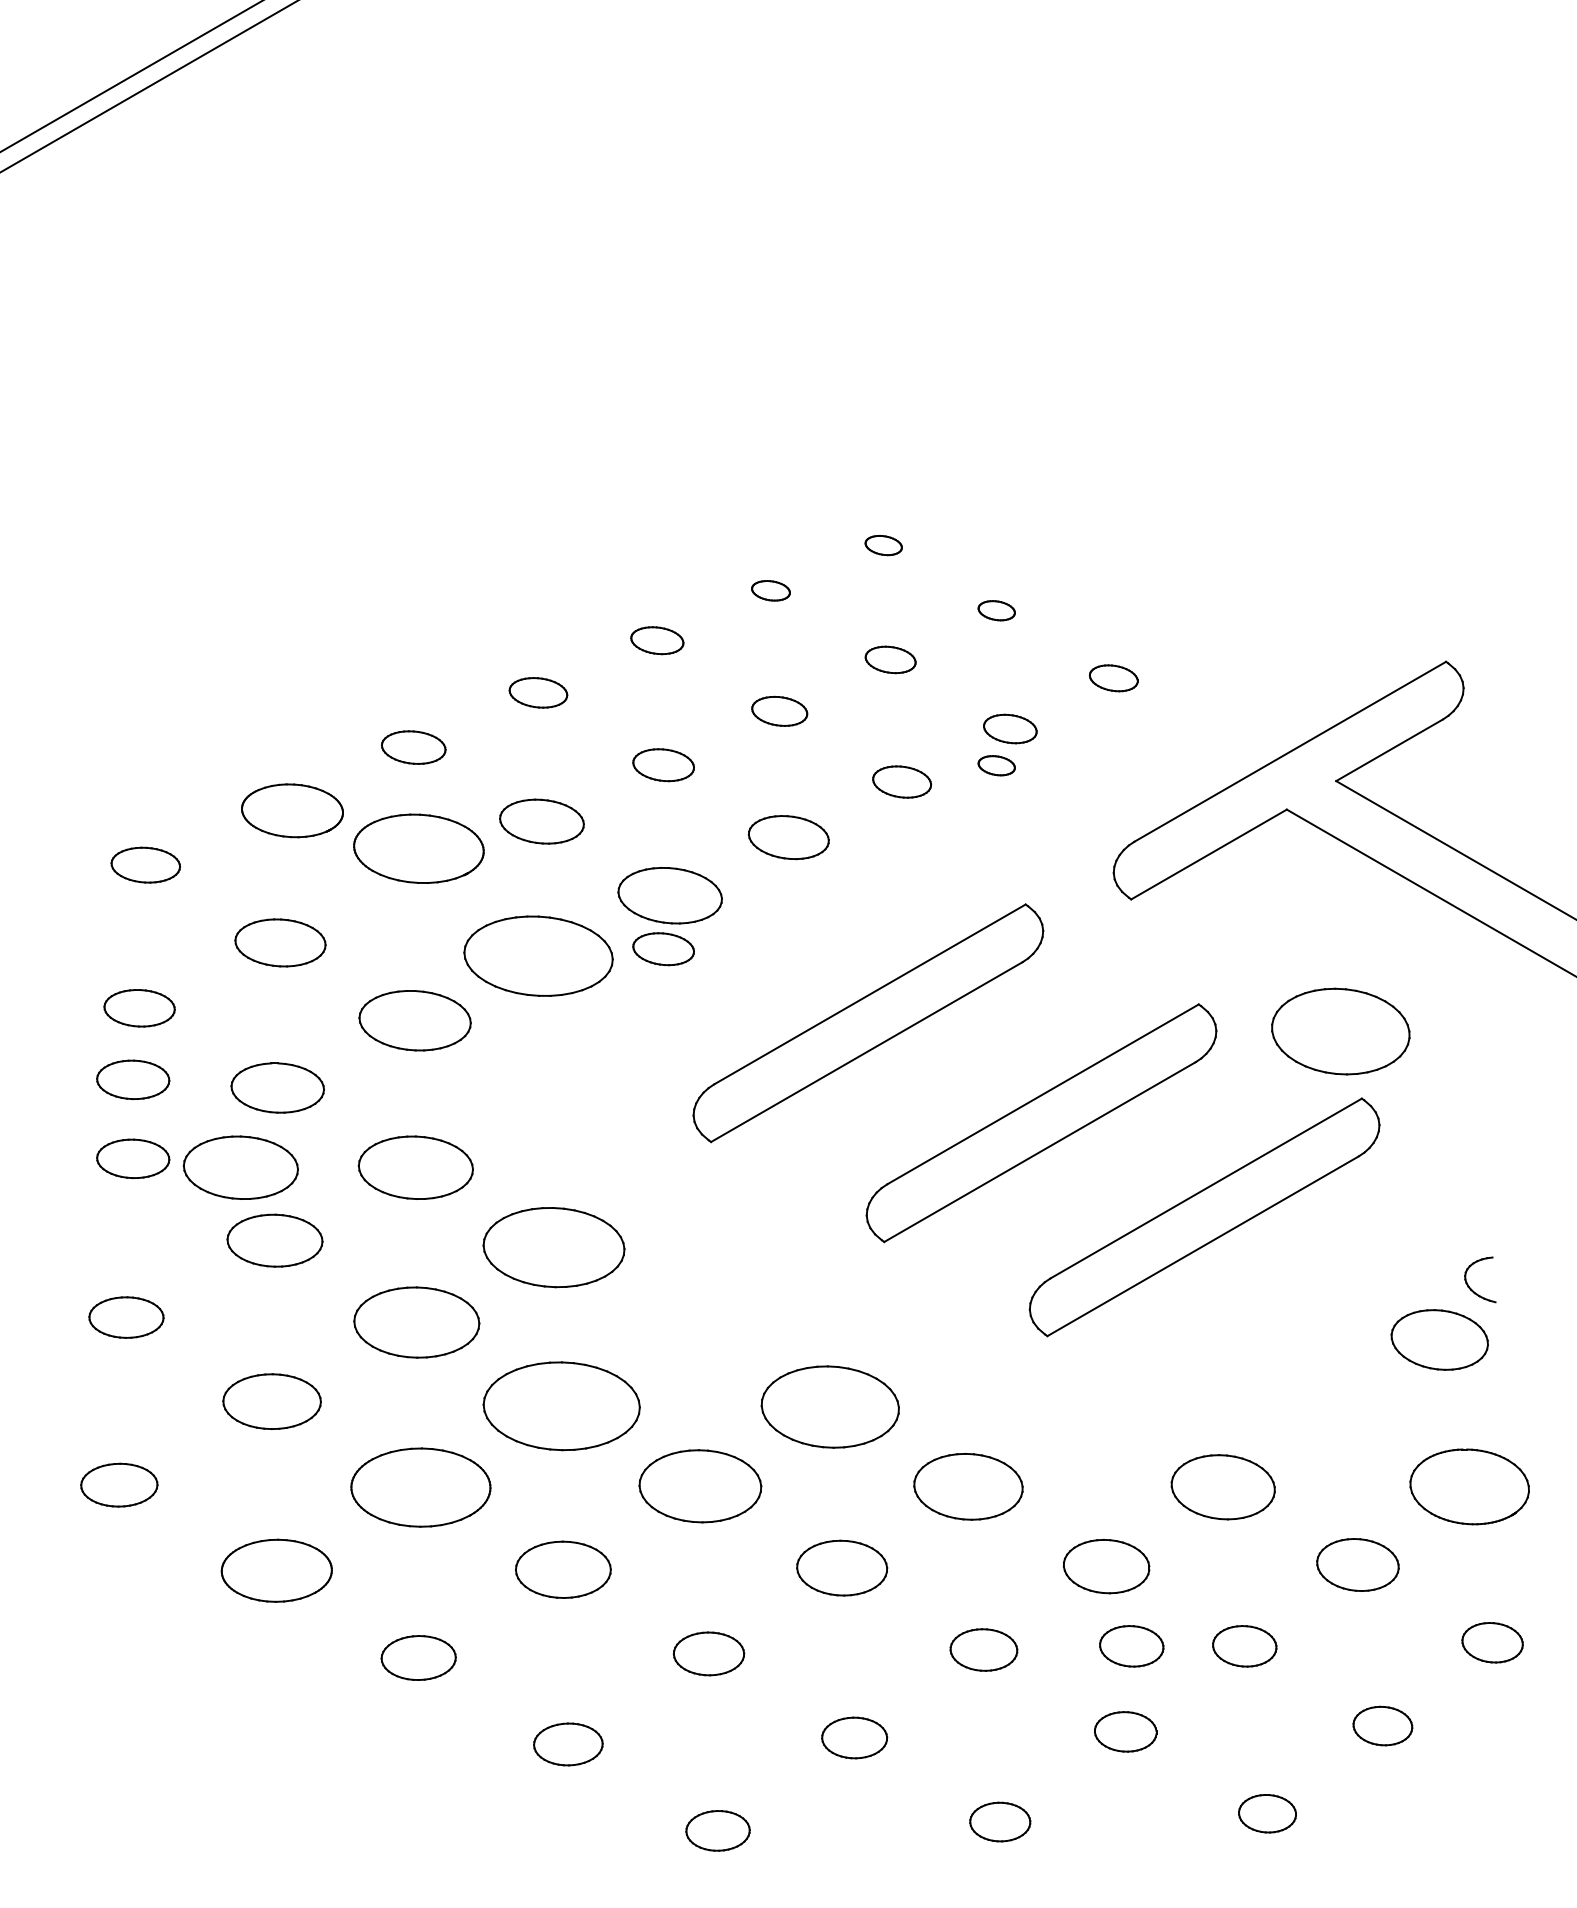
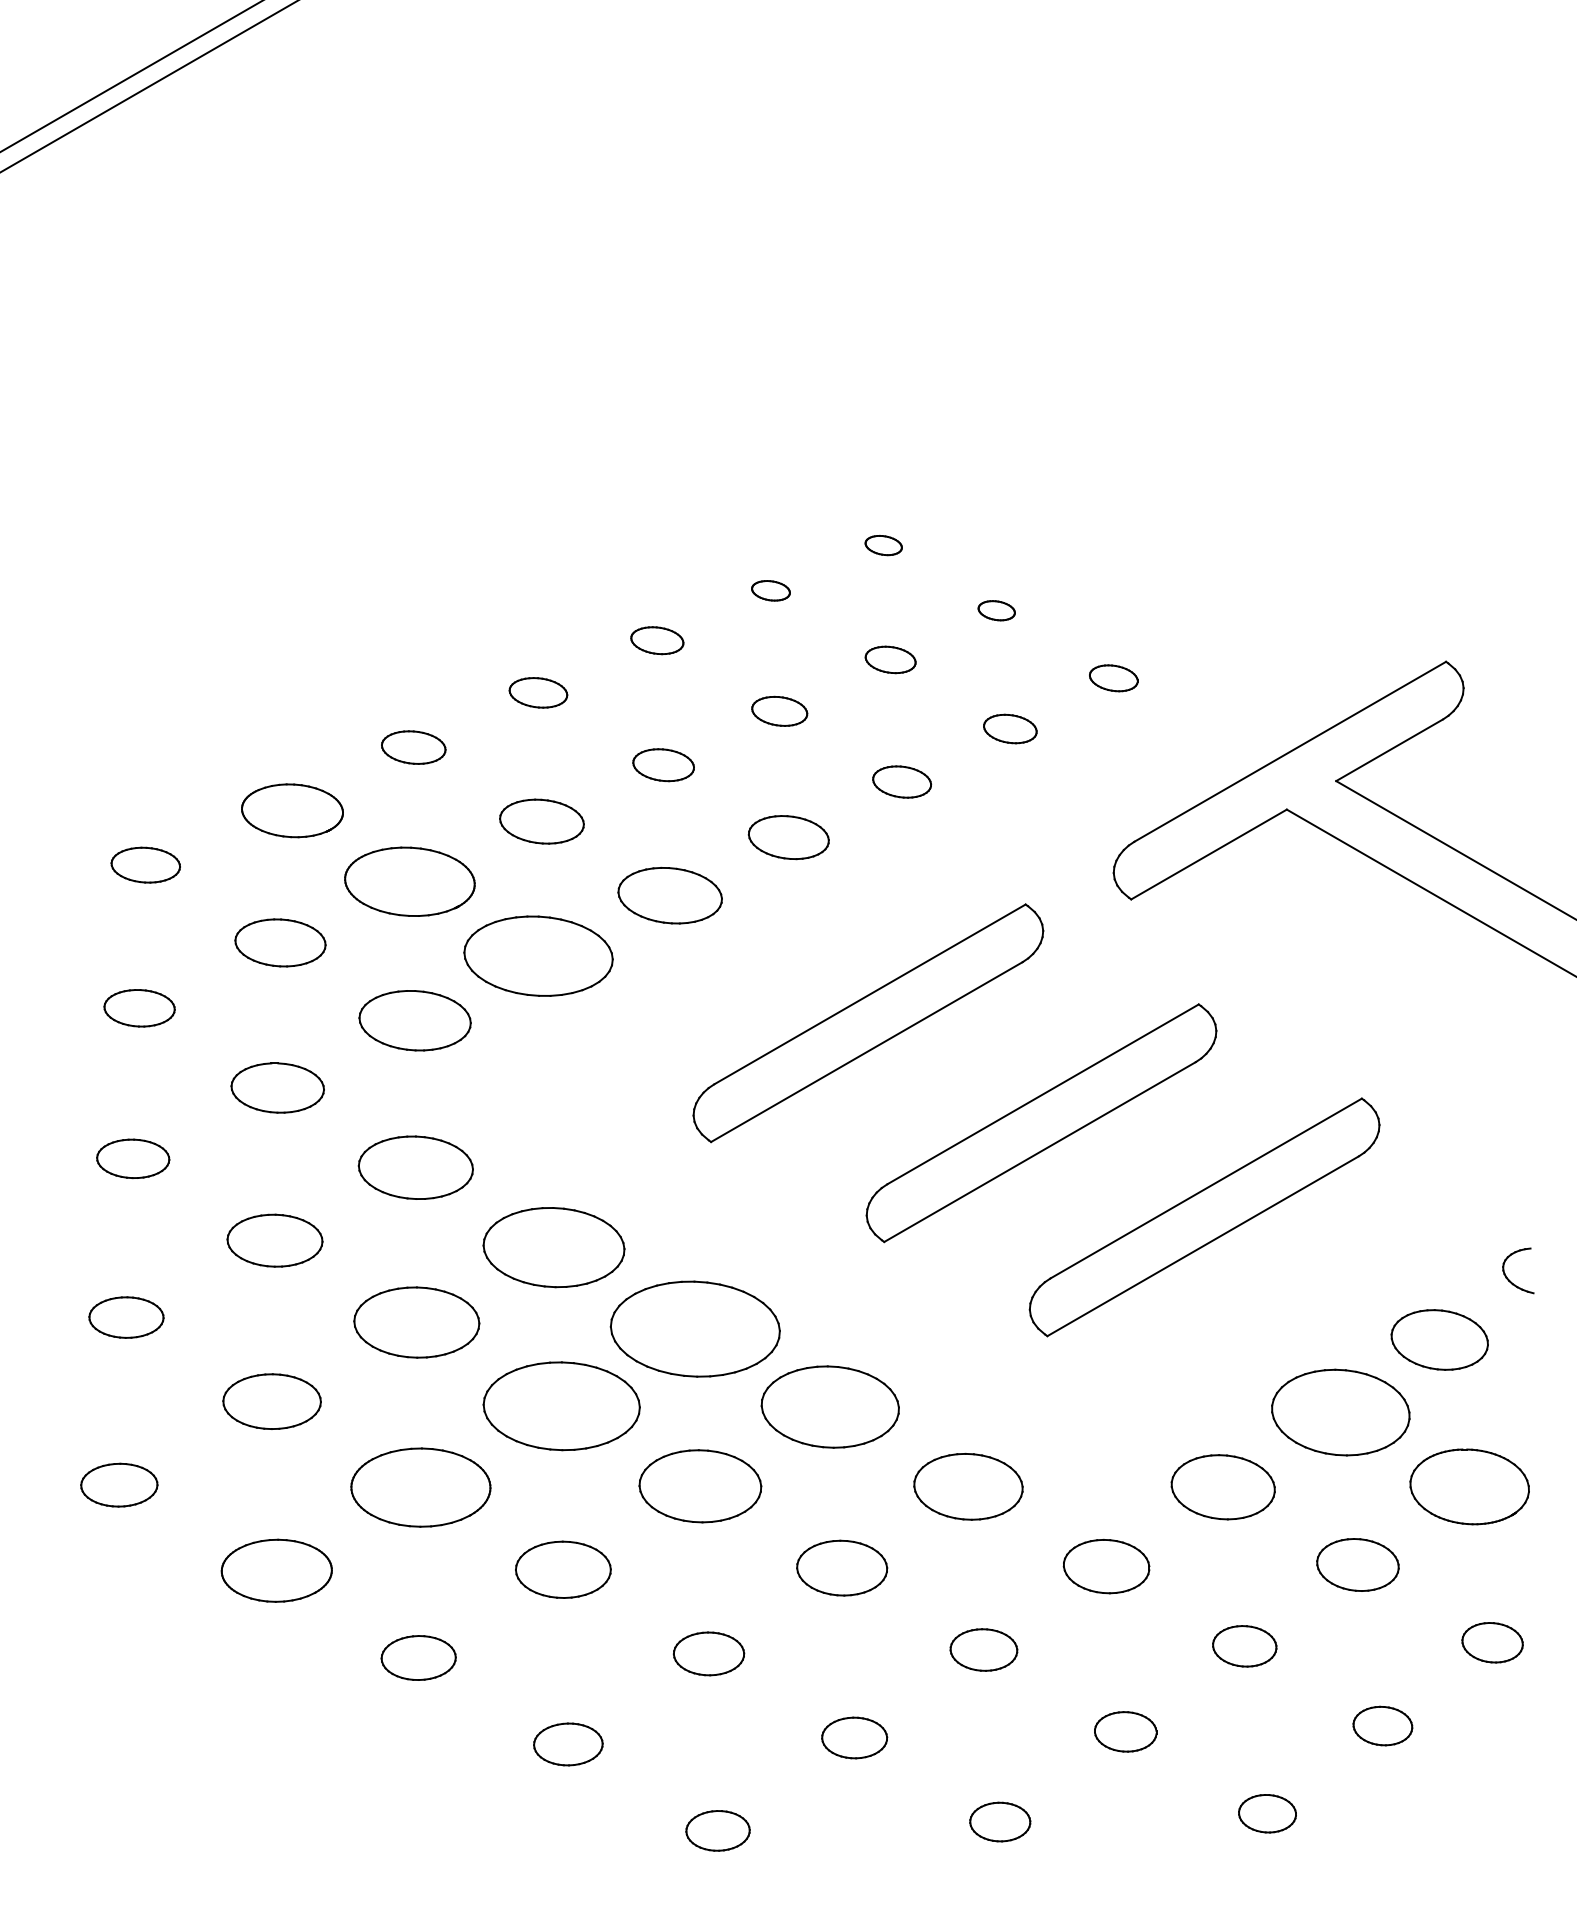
part: present -> none (996, 765)
part position: (418, 848) -> (409, 881) (409, 881)
part: present -> none (663, 949)
part position: (1340, 1031) -> (1340, 1412) (1340, 1412)
part: present -> none (133, 1079)
part: present -> none (240, 1167)
part position: (1471, 1288) -> (1509, 1279) (1509, 1279)
part: none -> present (694, 1328)
part: present -> none (1131, 1646)
